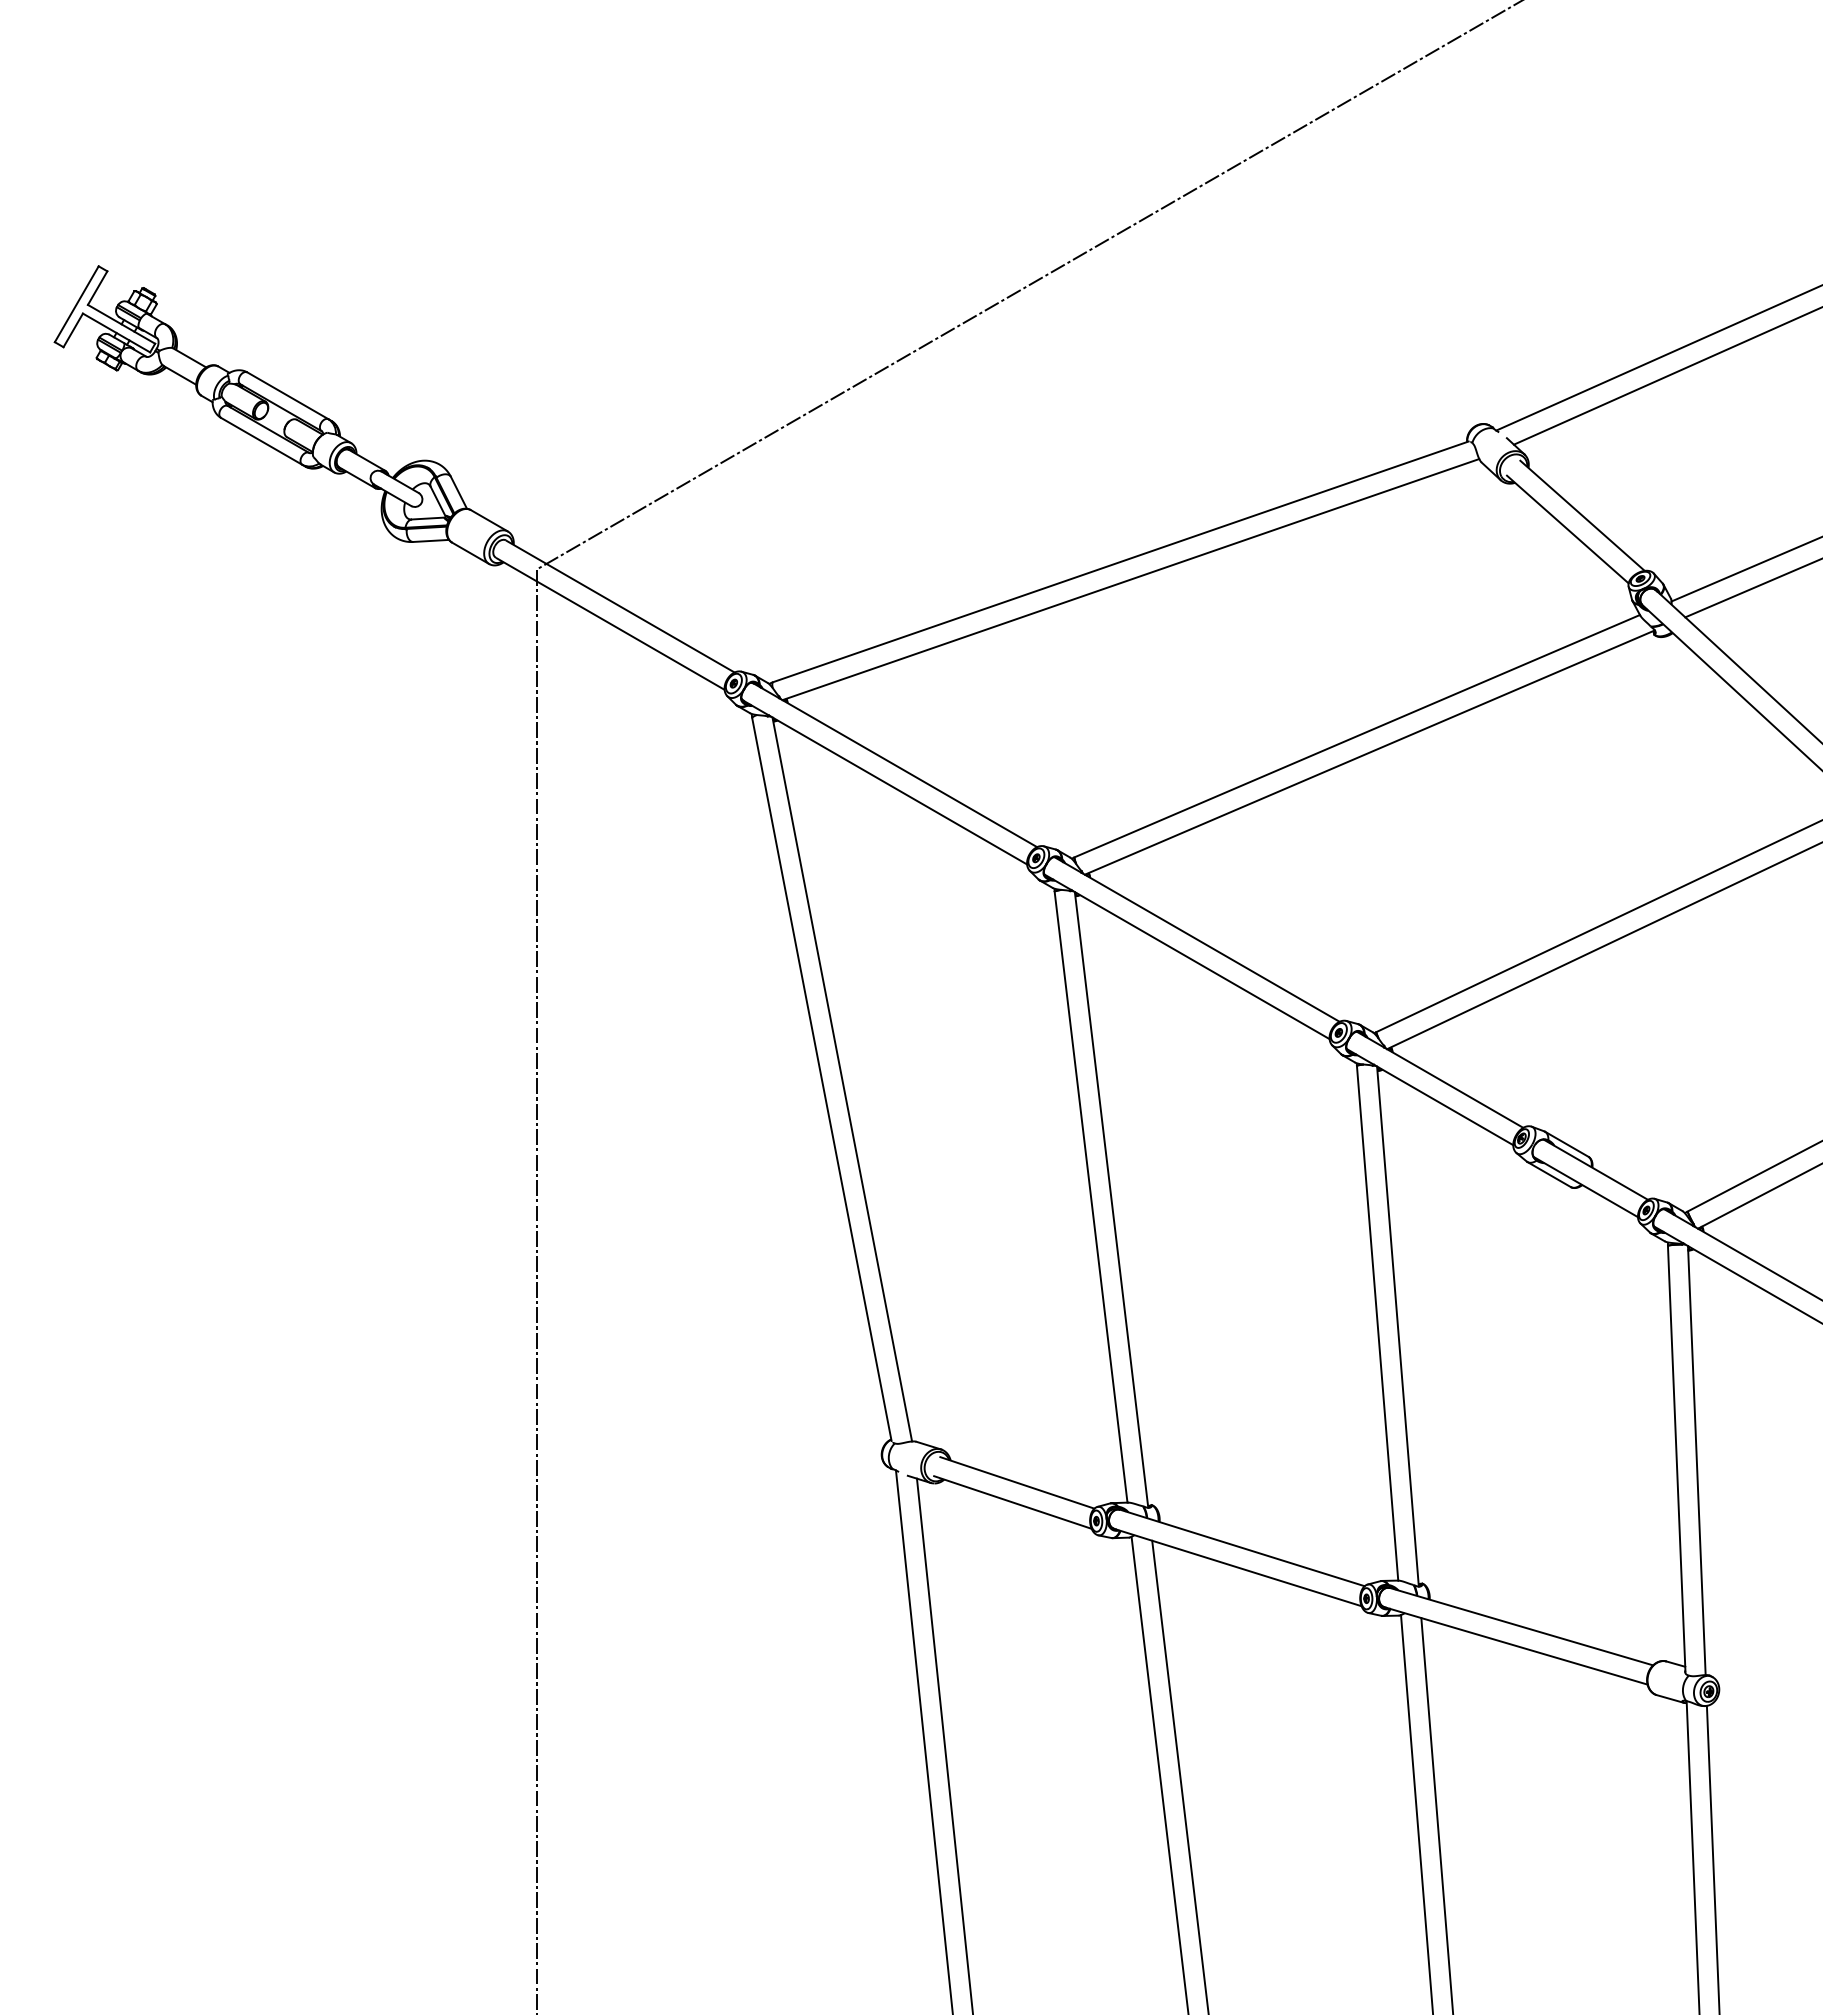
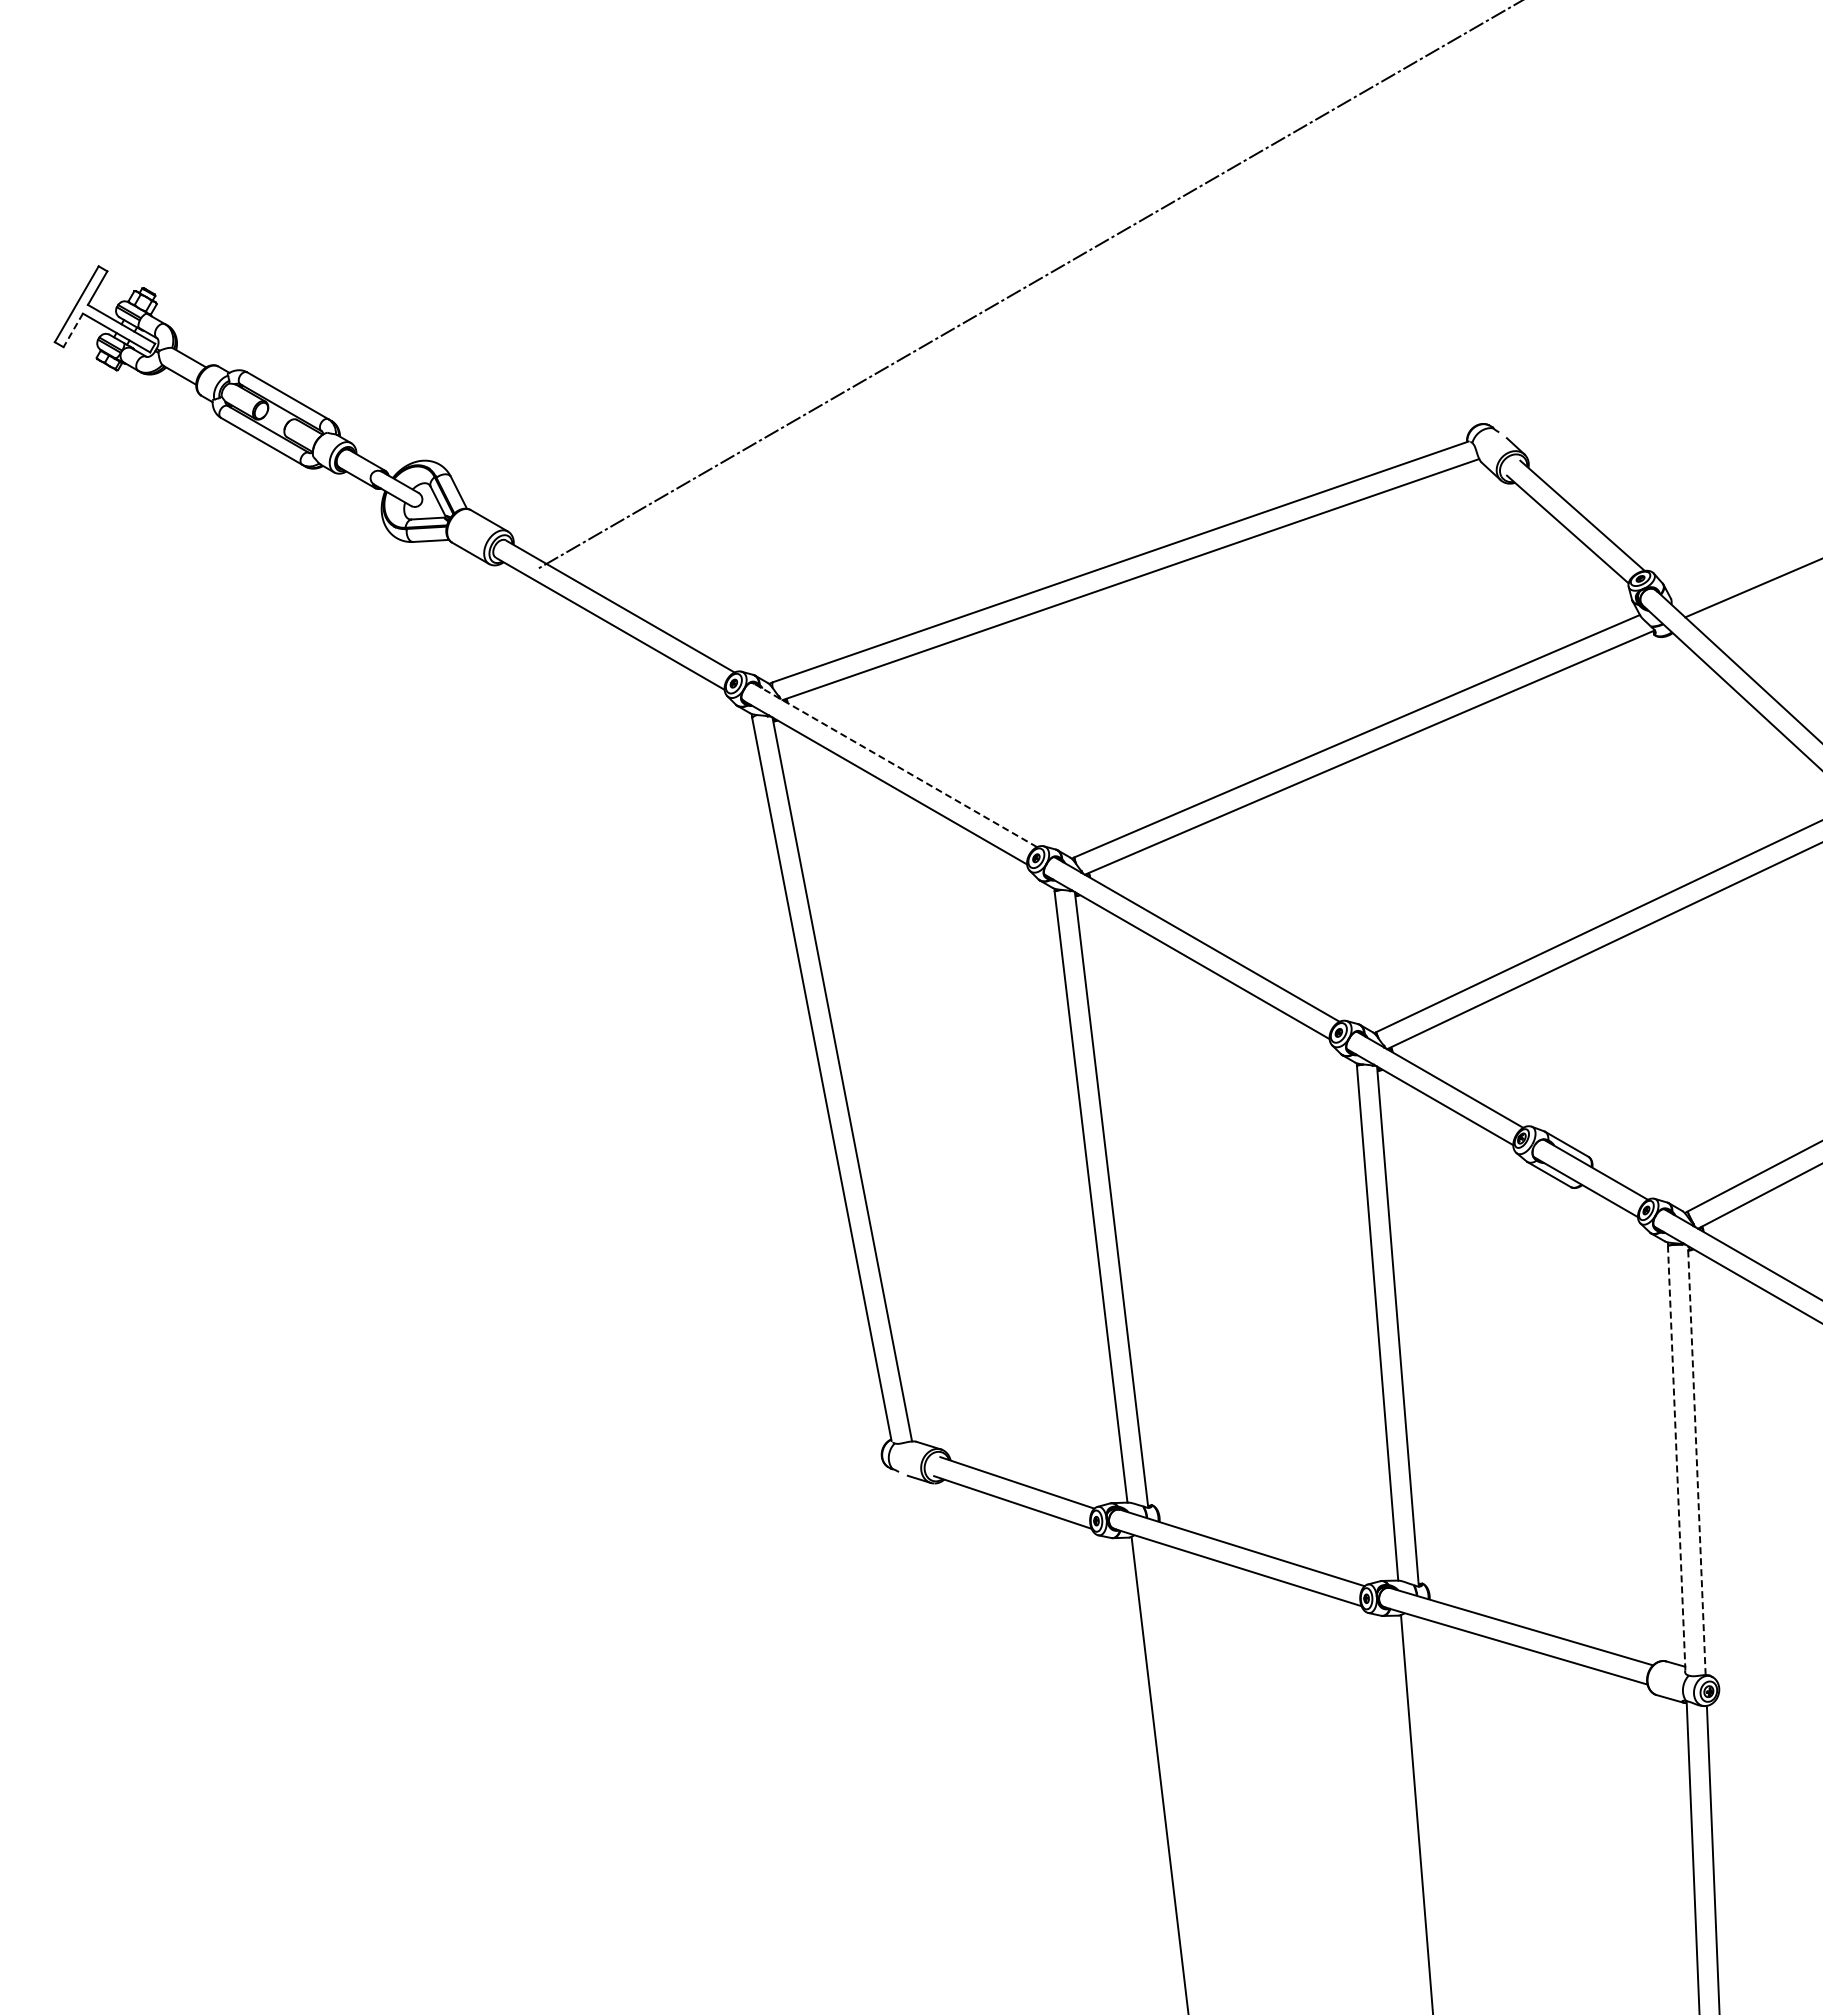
line: solid -> dashed (73, 330)
line: present -> none (1657, 358)
line: present -> none (1666, 376)
line: present -> none (1745, 569)
line: solid -> dashed (895, 765)
line: present -> none (536, 1290)
line: solid -> dashed (1676, 1459)
line: solid -> dashed (1696, 1460)
line: present -> none (923, 1740)
line: present -> none (944, 1744)
line: present -> none (1180, 1775)
line: present -> none (1436, 1814)
